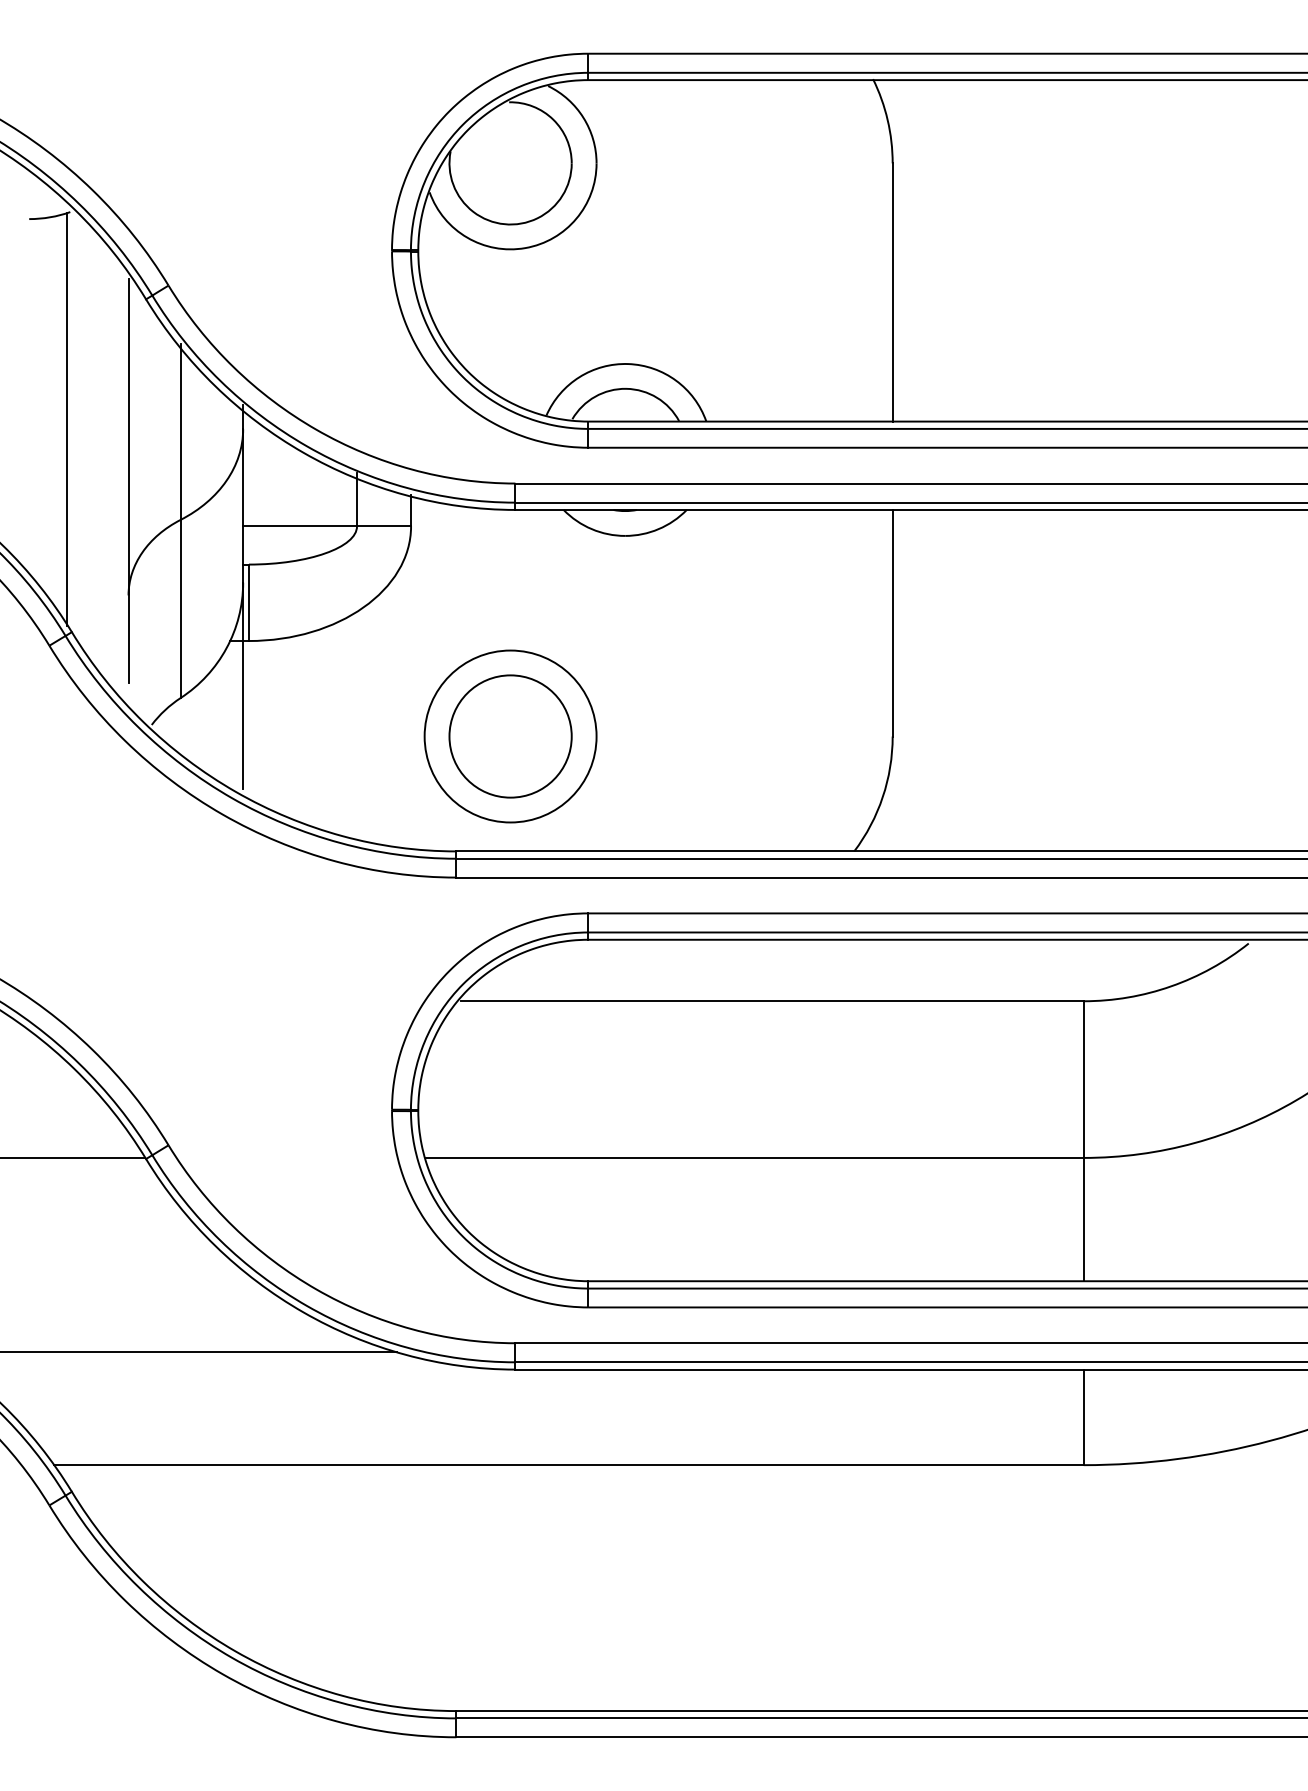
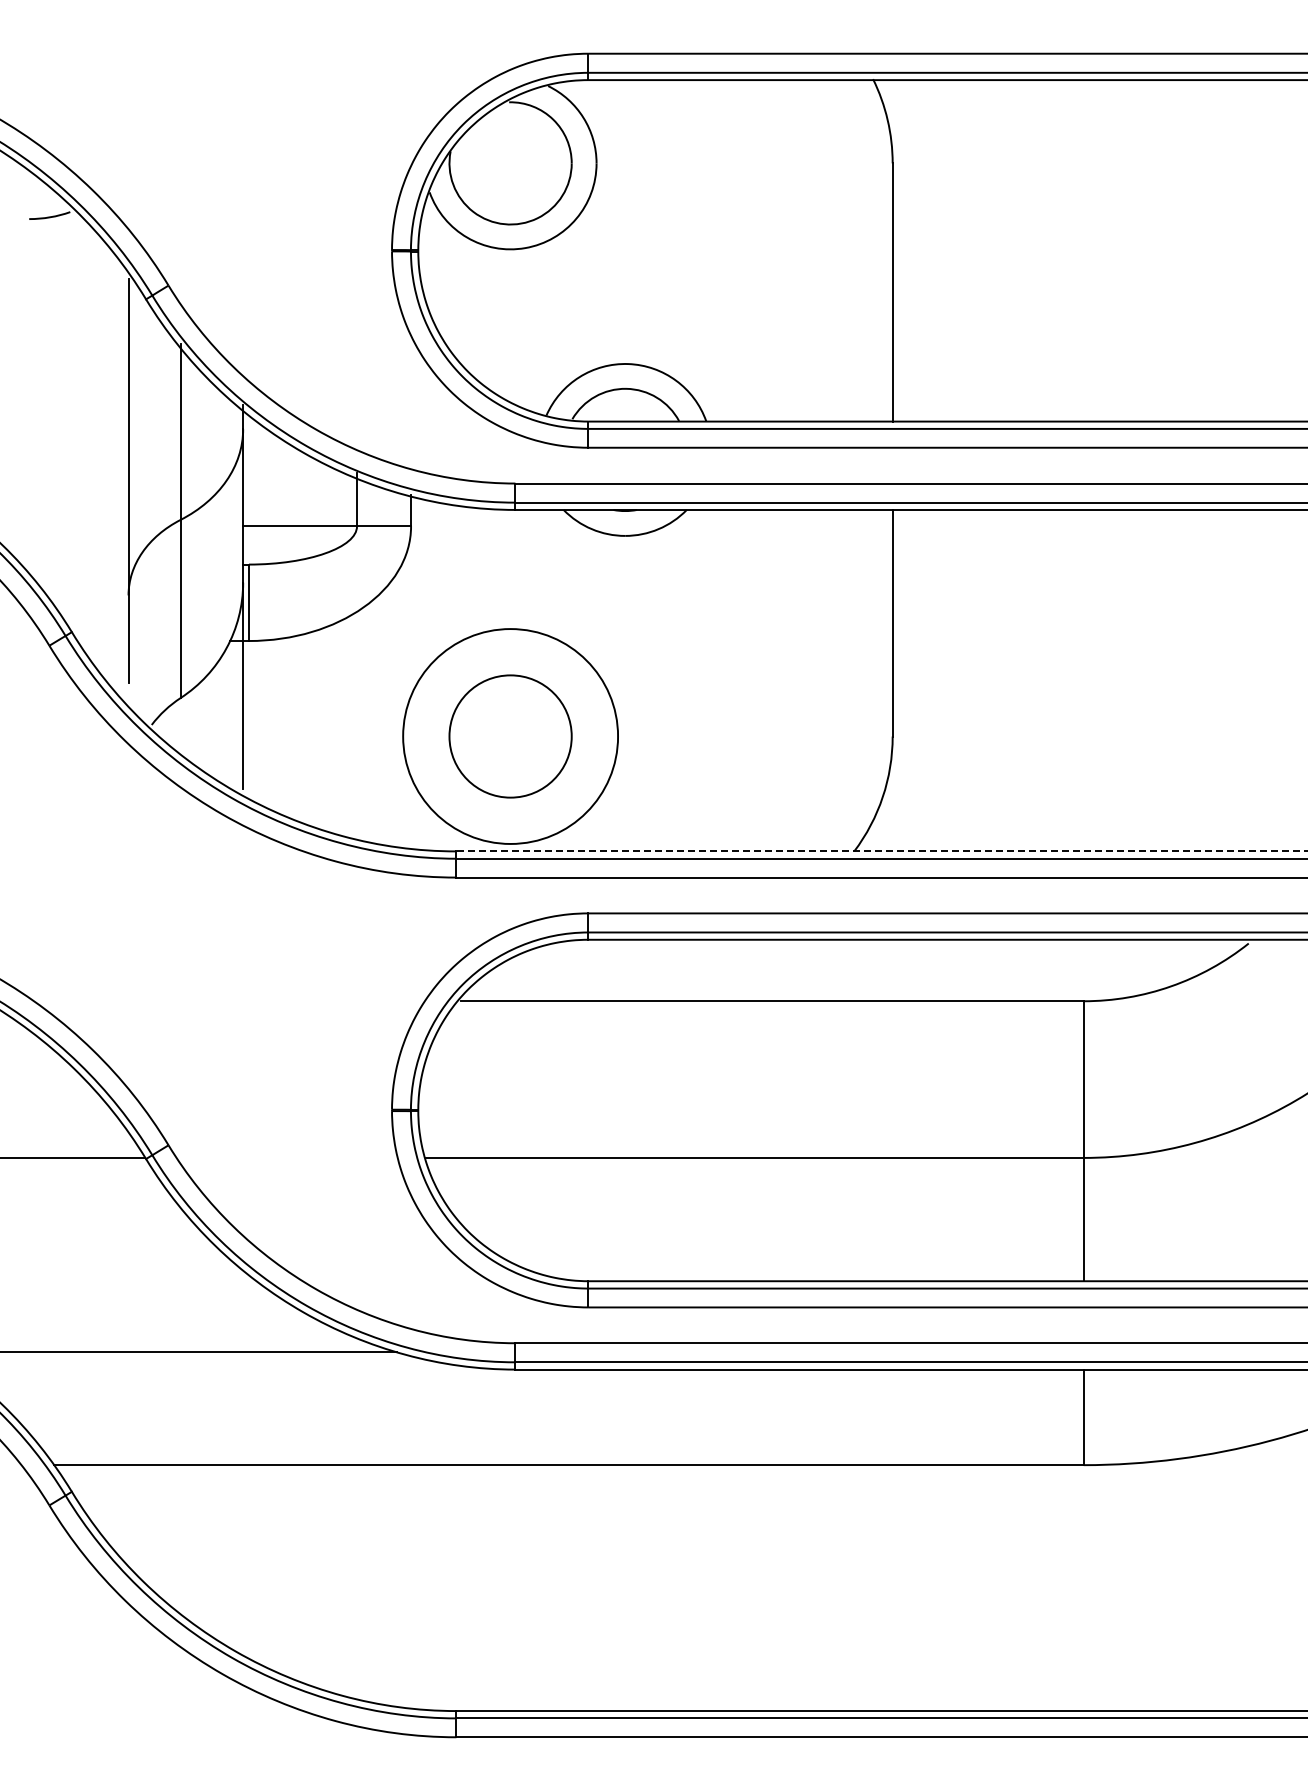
line: present -> none (67, 419)
circle diameter: 172 px -> 215 px (510, 736)
line: solid -> dashed (882, 851)
